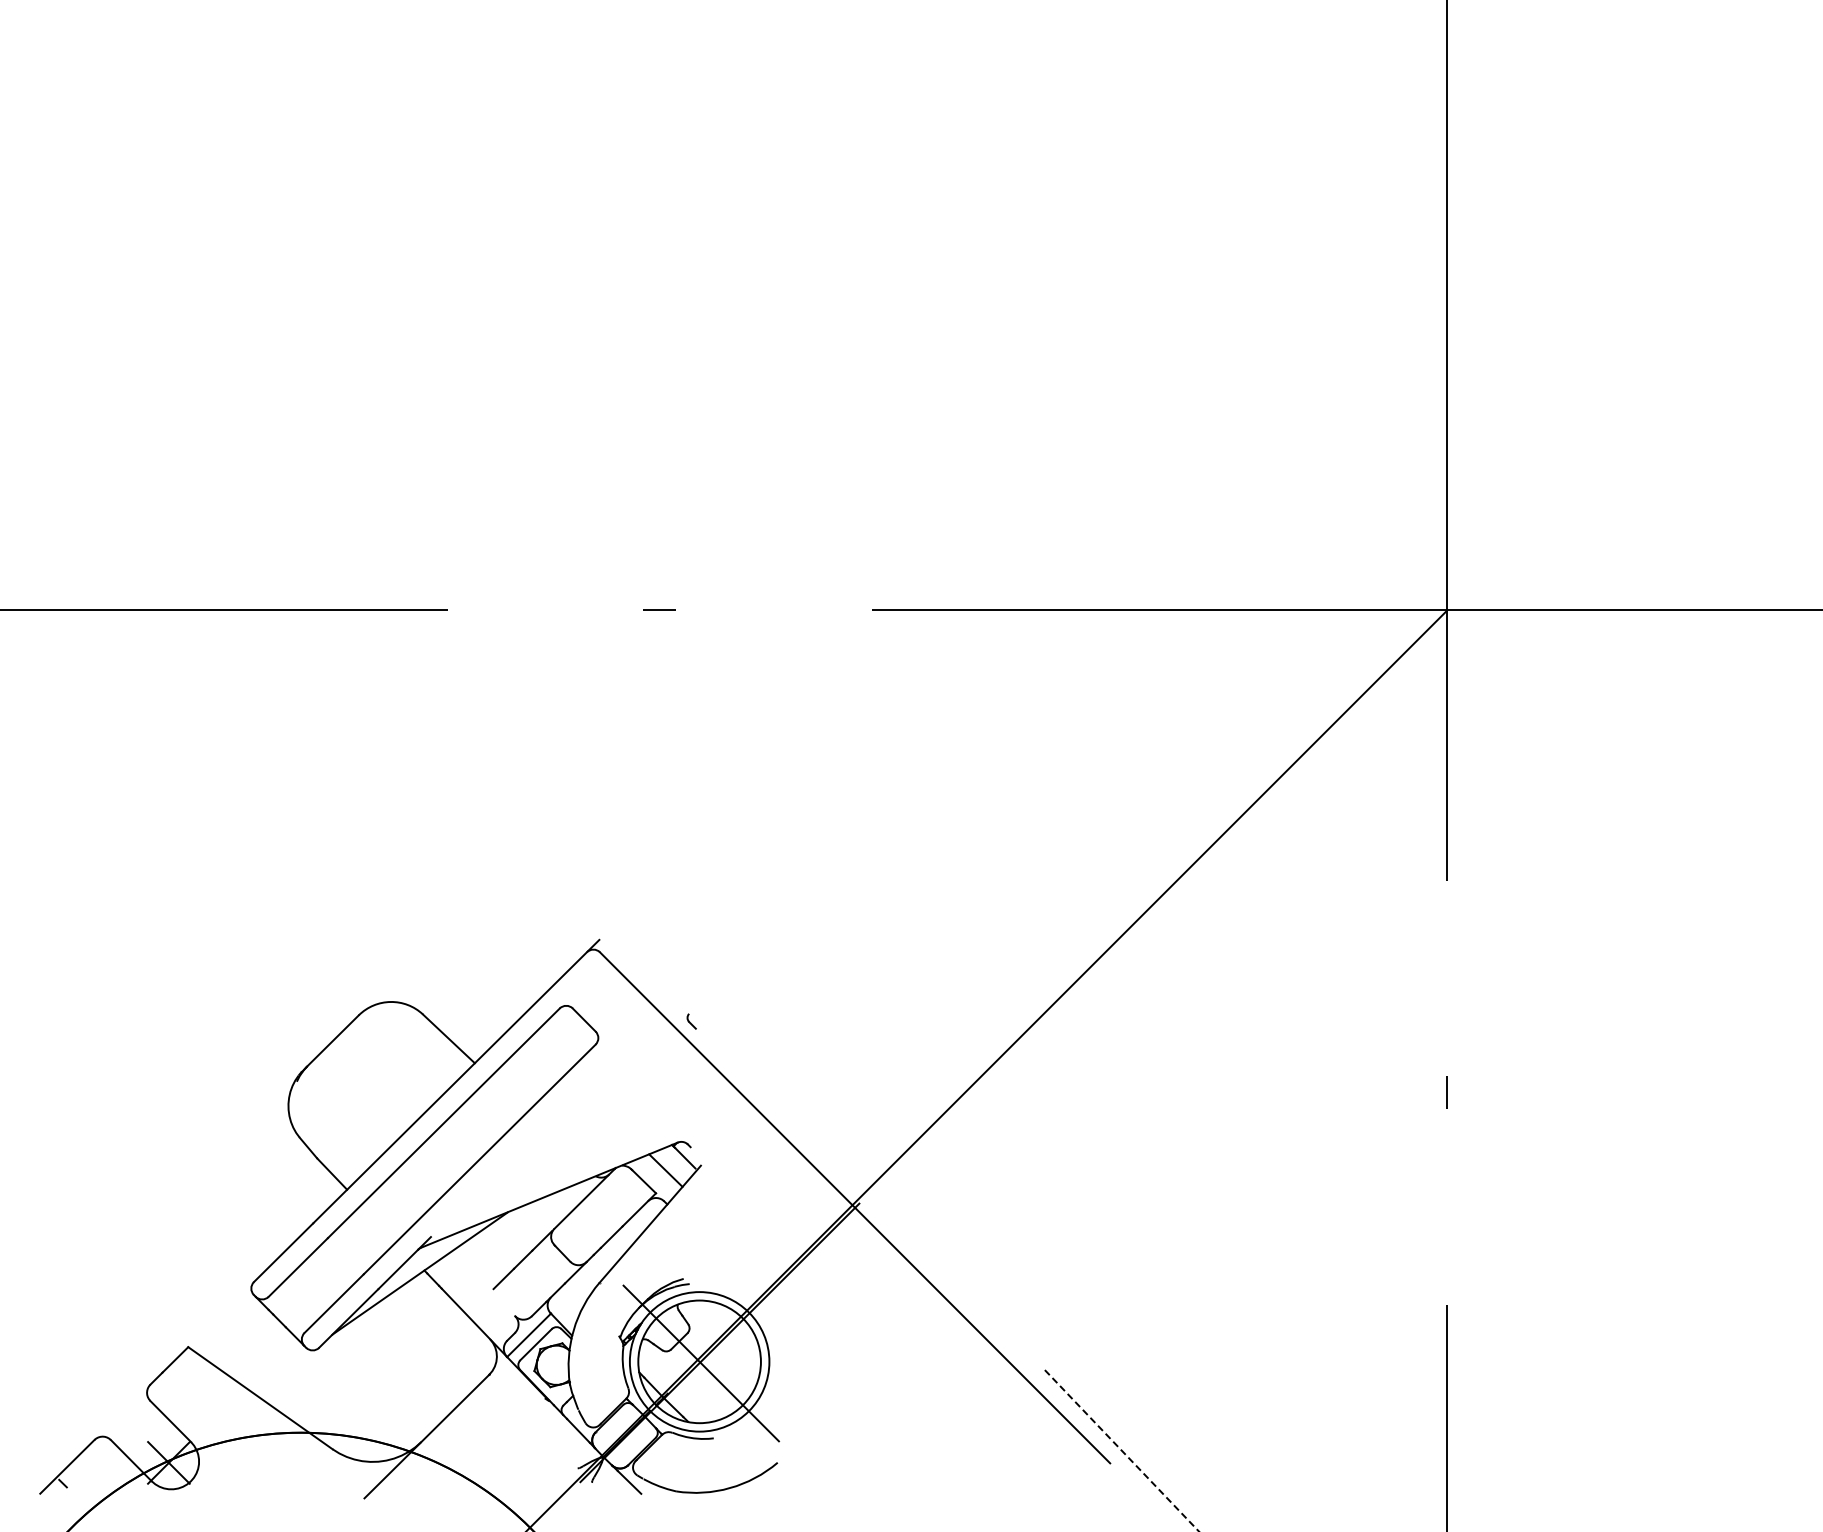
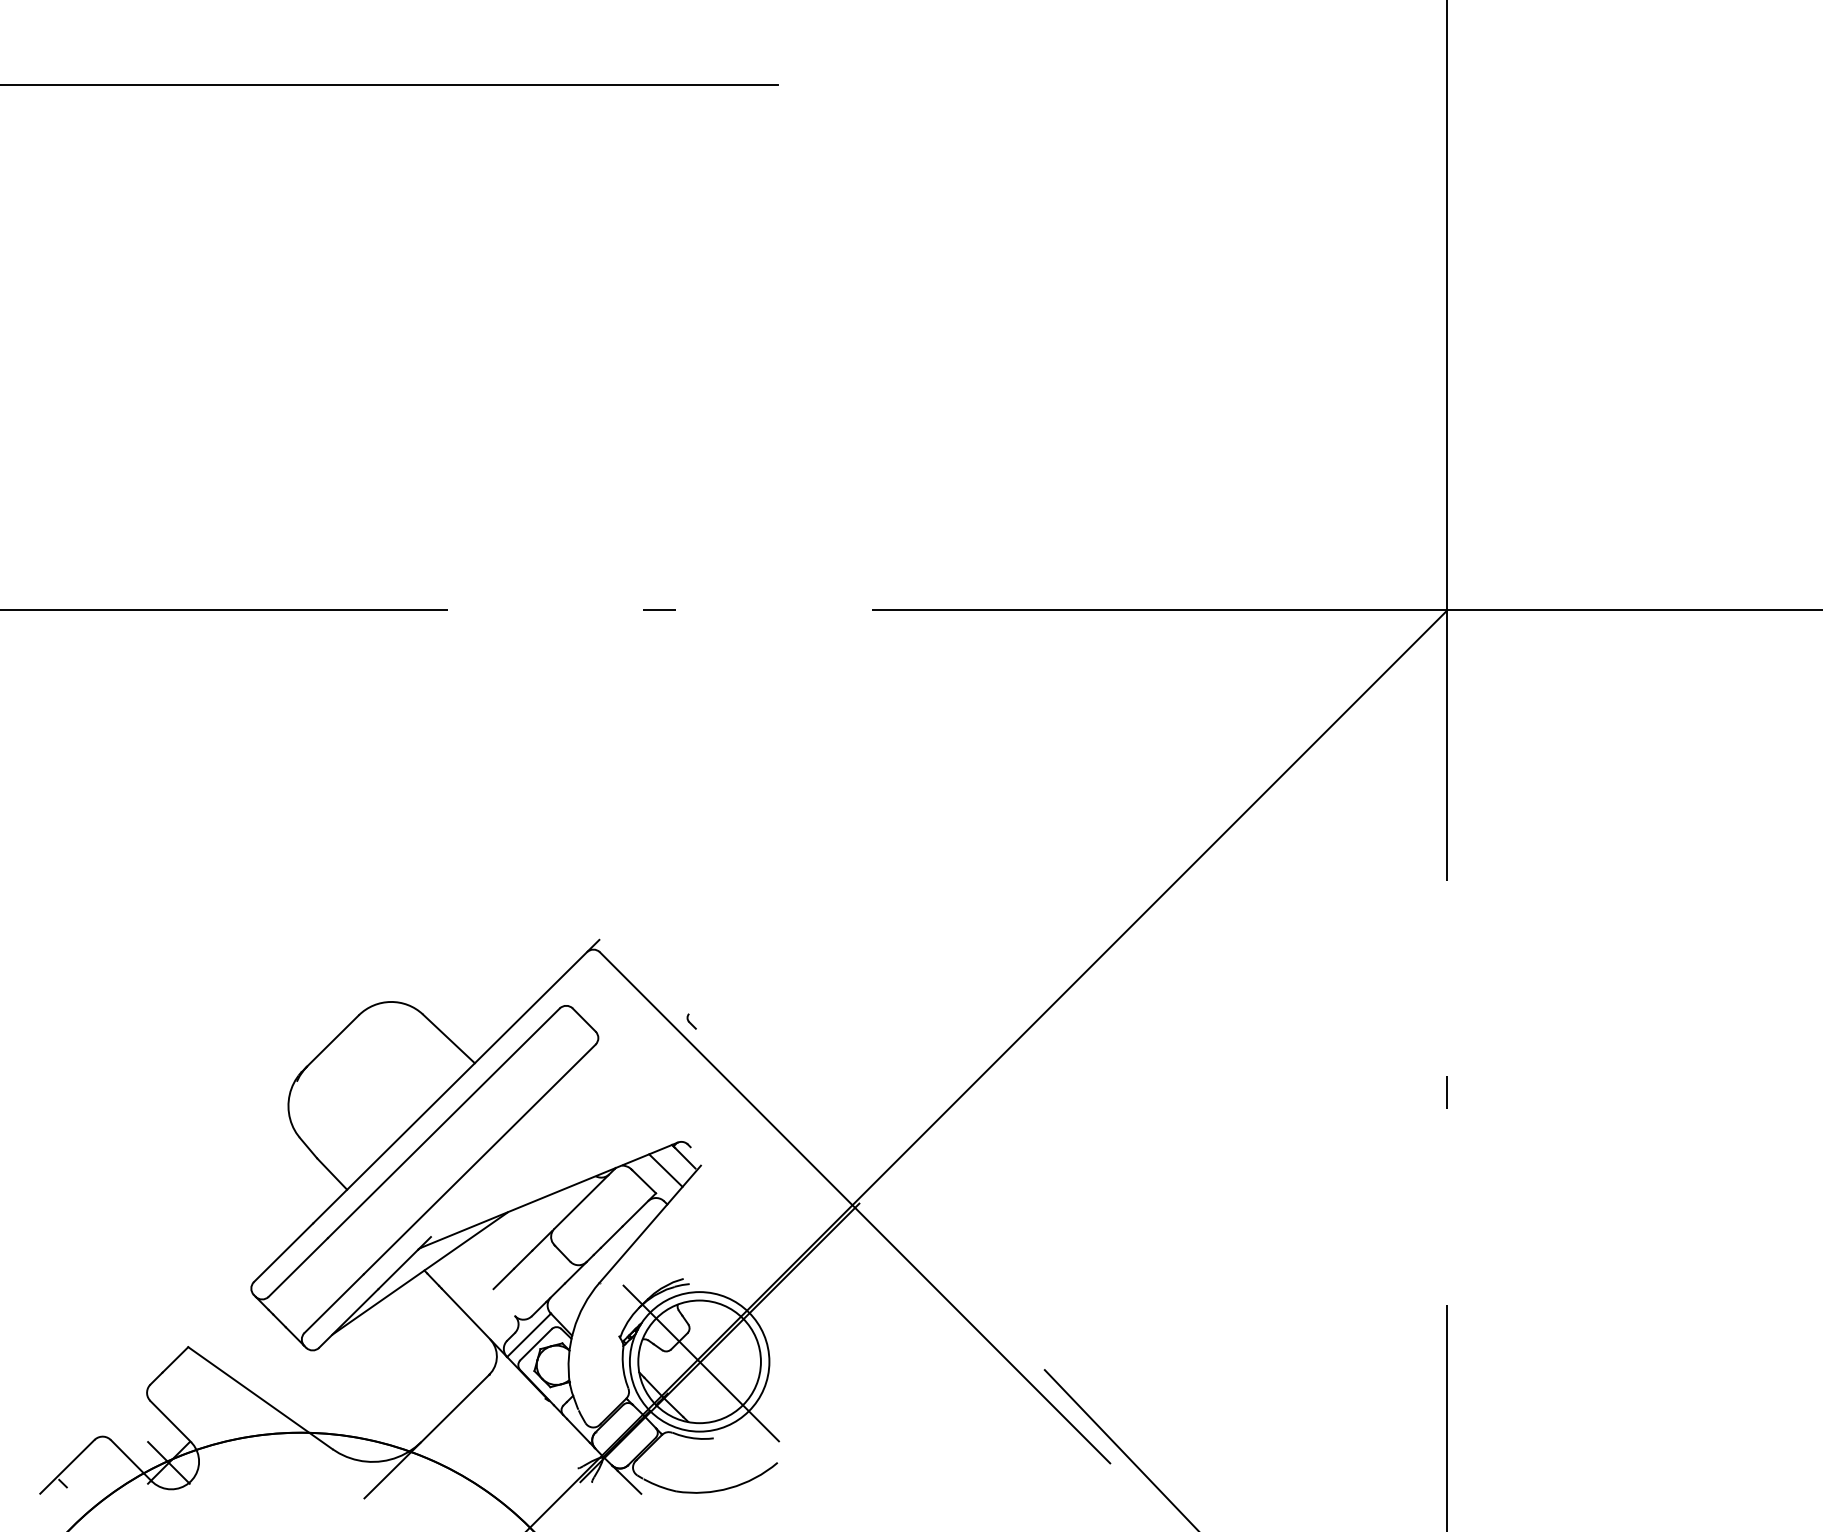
line: none -> present (390, 85)
line: dashed -> solid (1122, 1451)
